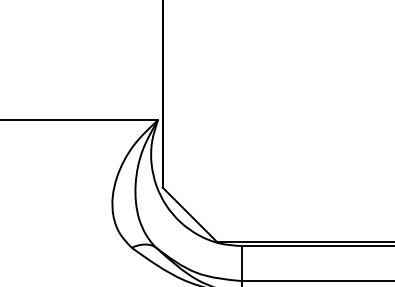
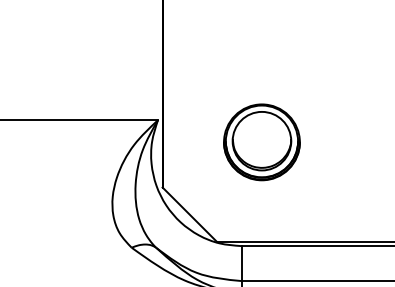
part: none -> present (261, 142)
